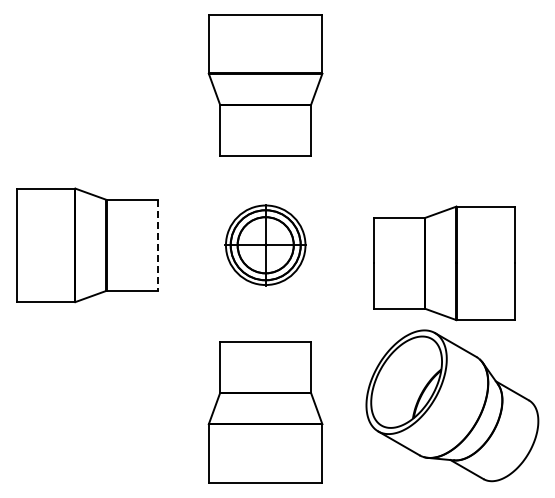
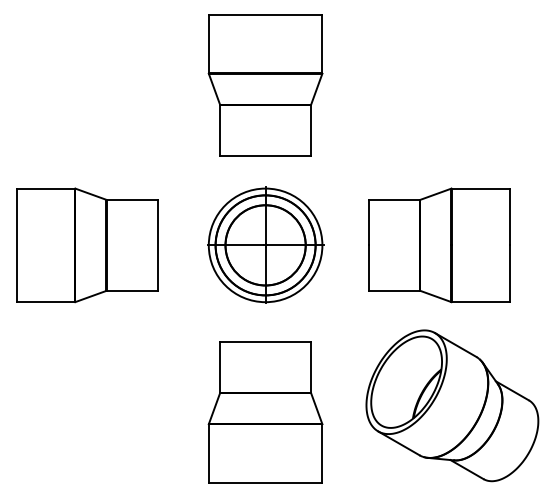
line: dashed -> solid (157, 245)
part size: 83x83 px -> 118x118 px (265, 244)
part position: (444, 263) -> (439, 245) (439, 245)
